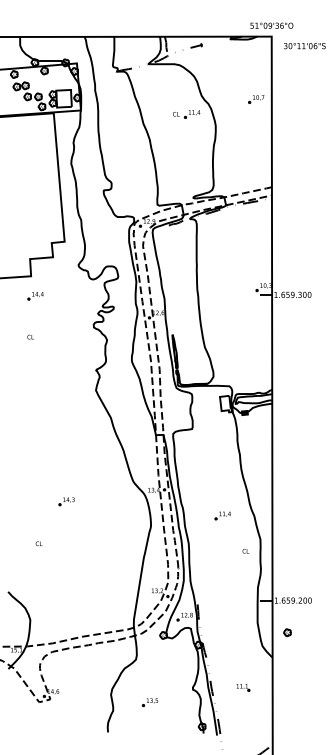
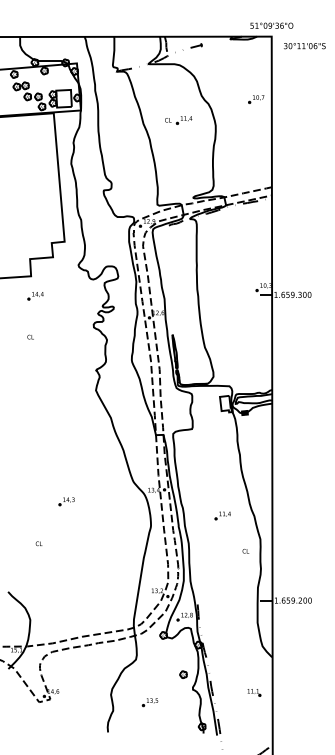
part position: (186, 114) -> (178, 120) (178, 120)
part position: (287, 632) -> (183, 674) (183, 674)
part position: (243, 687) -> (254, 692) (254, 692)
